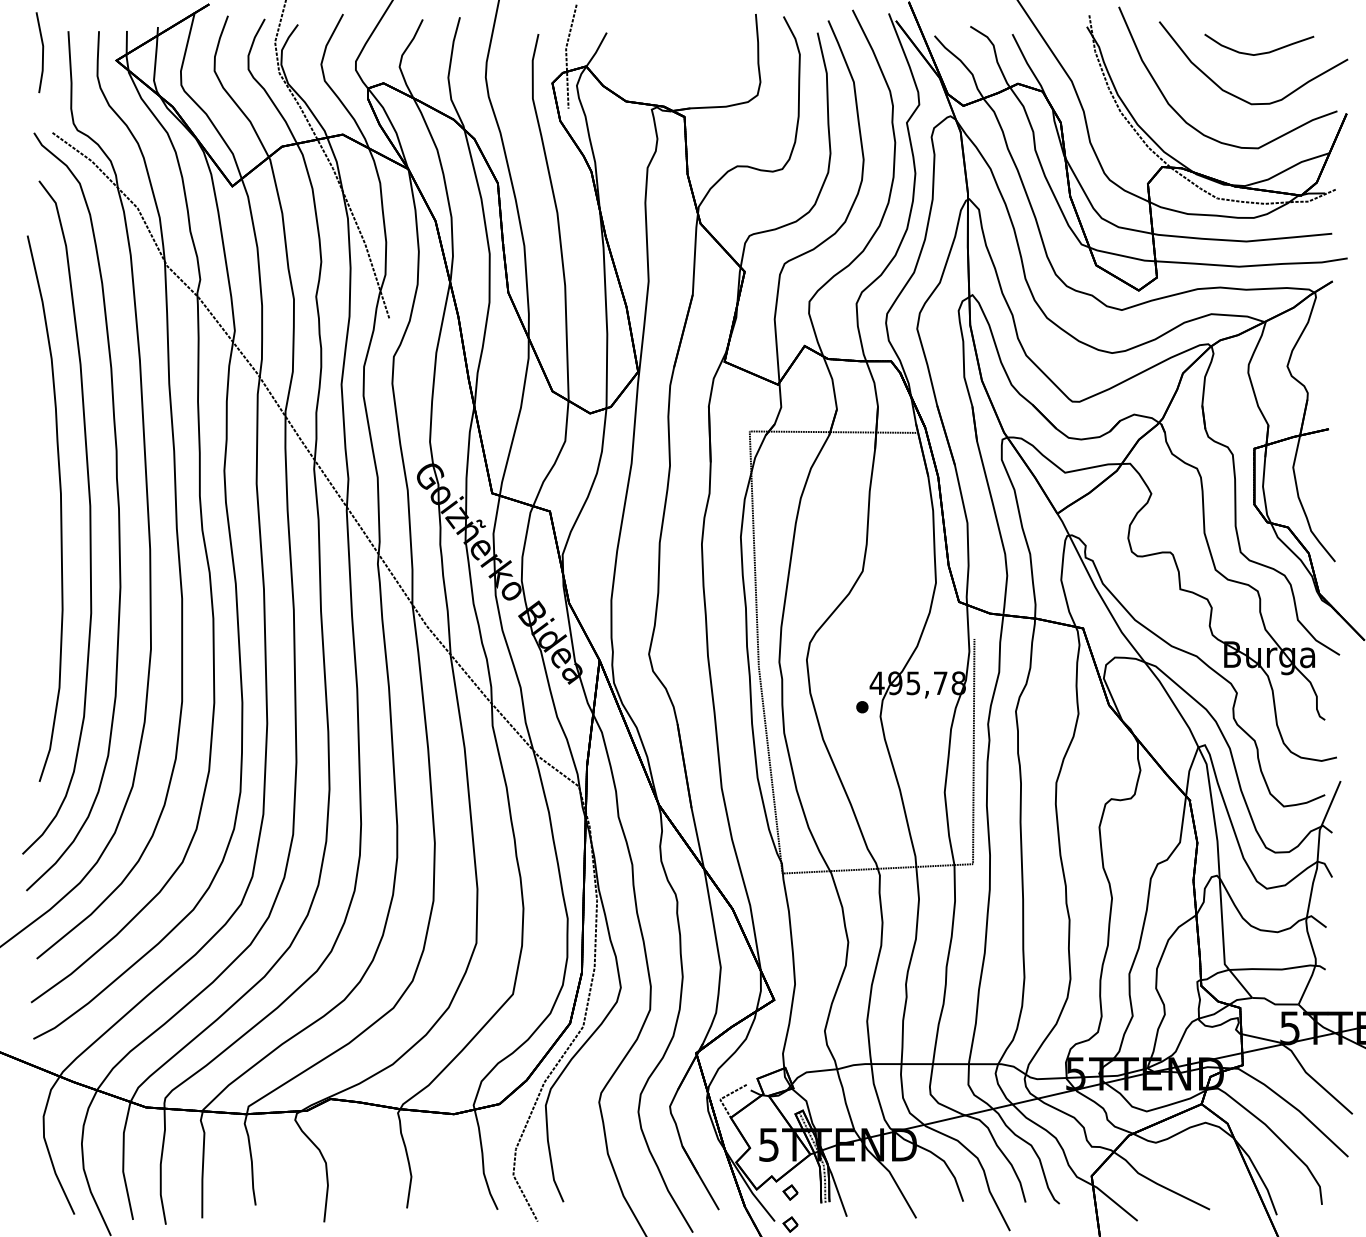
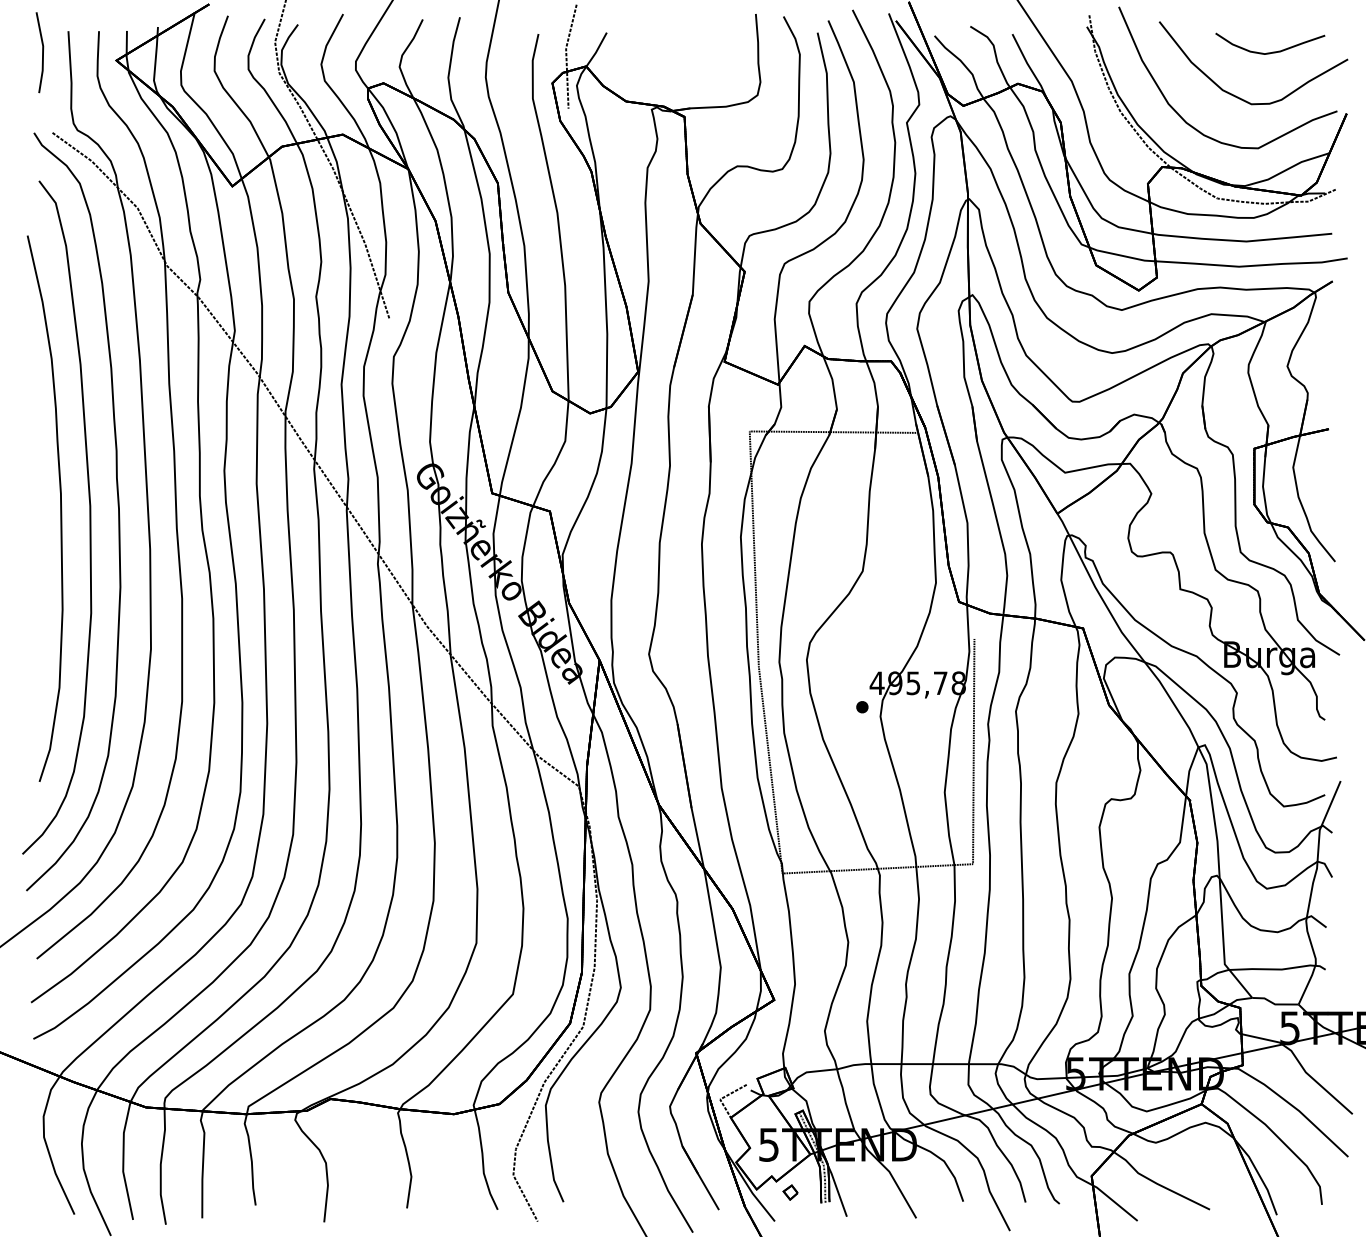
part position: (1261, 52) -> (1272, 51) (1272, 51)
part: present -> none (790, 1224)
